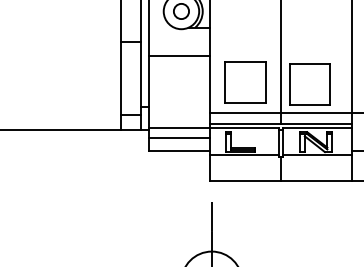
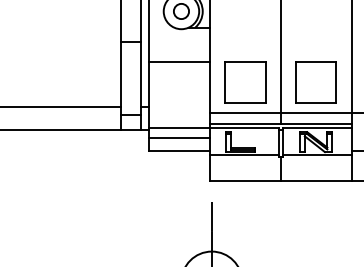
line position: (179, 56) -> (179, 62) (179, 62)
part position: (309, 84) -> (315, 82) (315, 82)
line: none -> present (61, 106)
